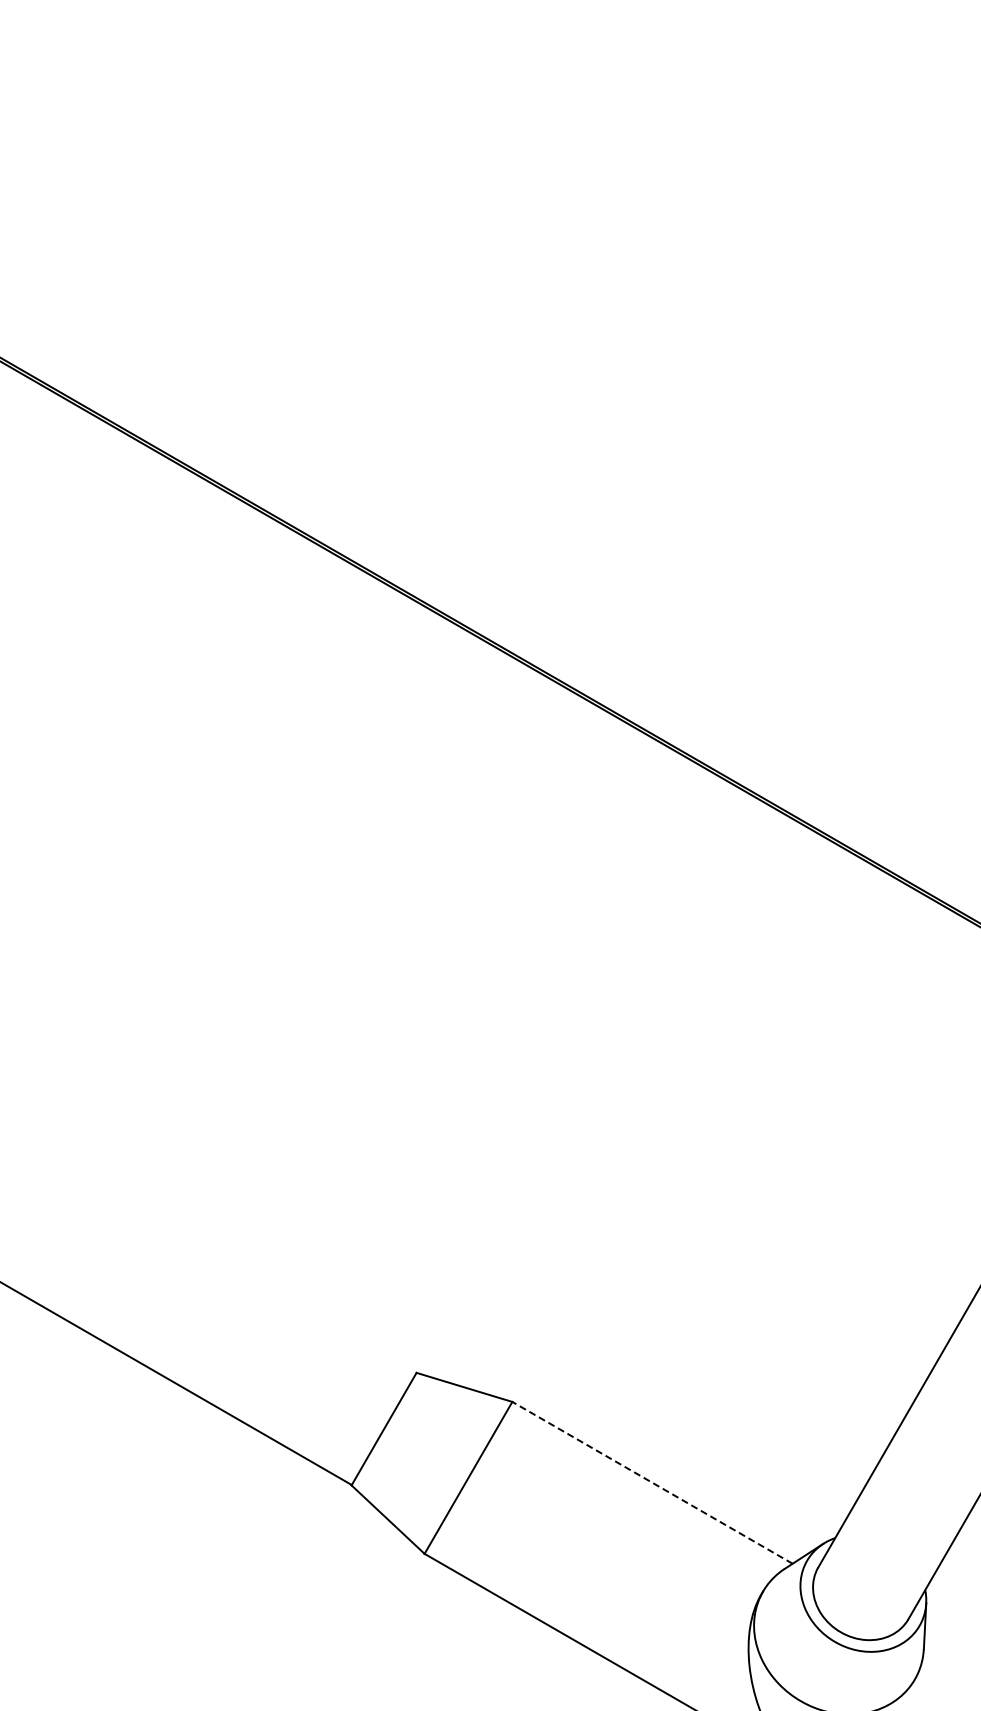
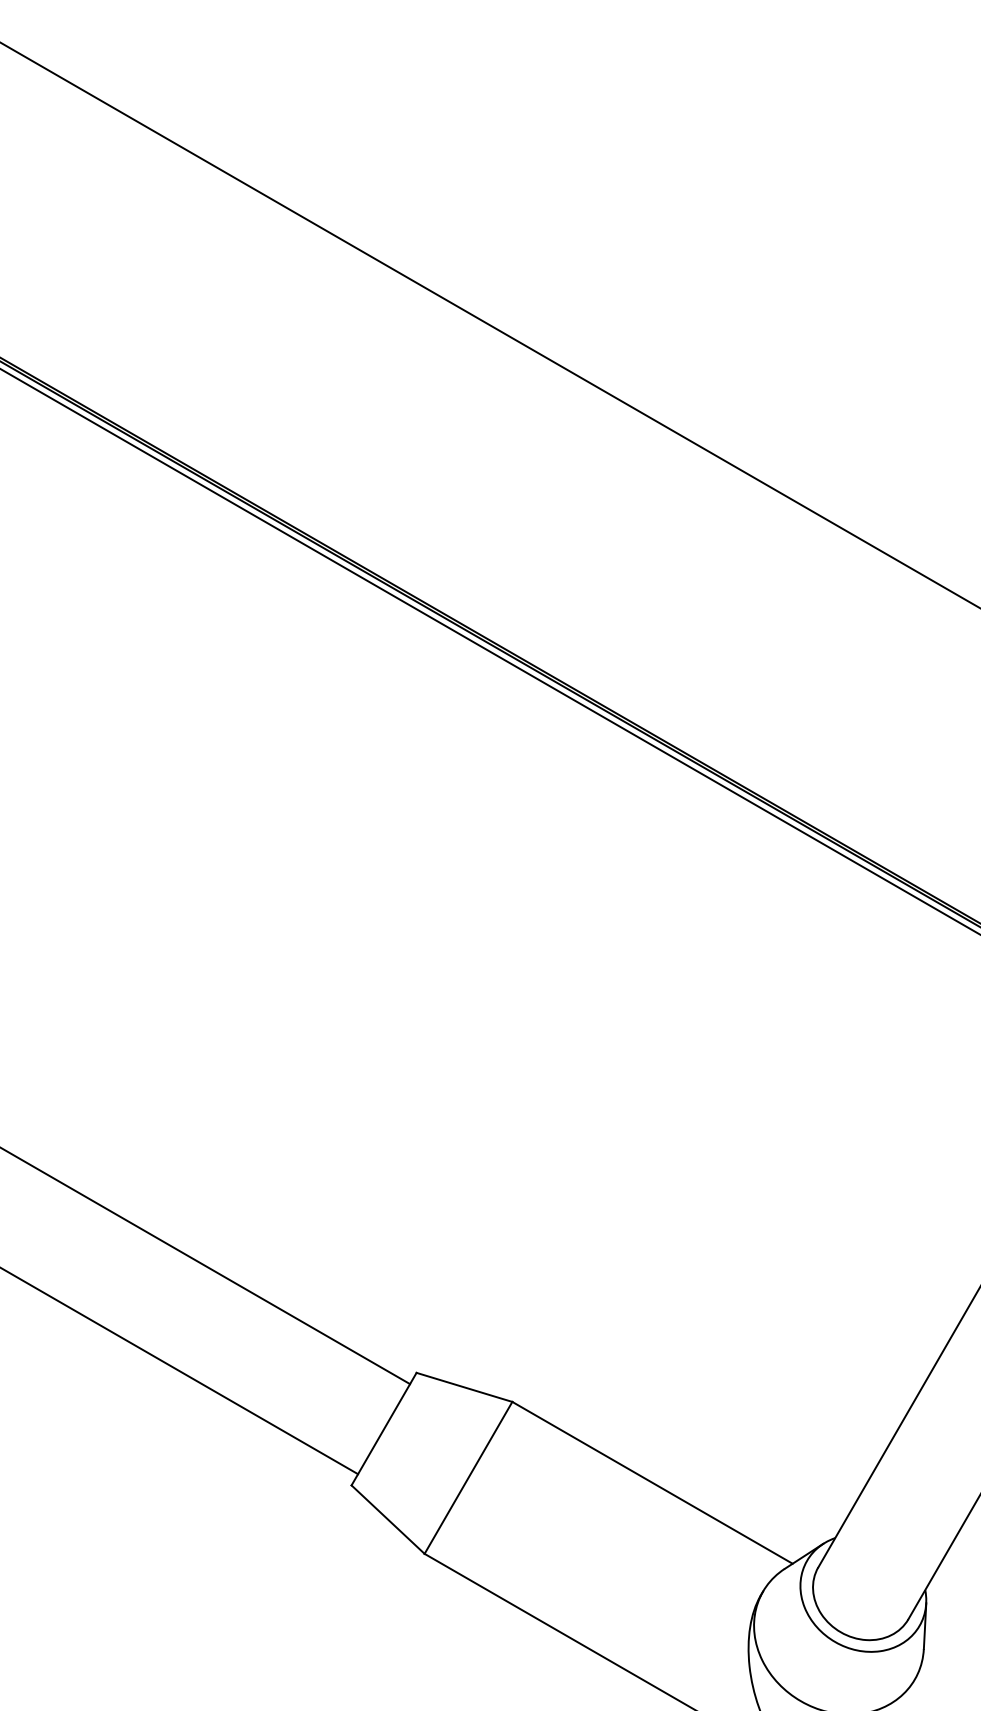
line: none -> present (489, 324)
line: none -> present (489, 651)
line: none -> present (206, 1266)
line position: (177, 1384) -> (180, 1371) (180, 1371)
line: dashed -> solid (652, 1482)
